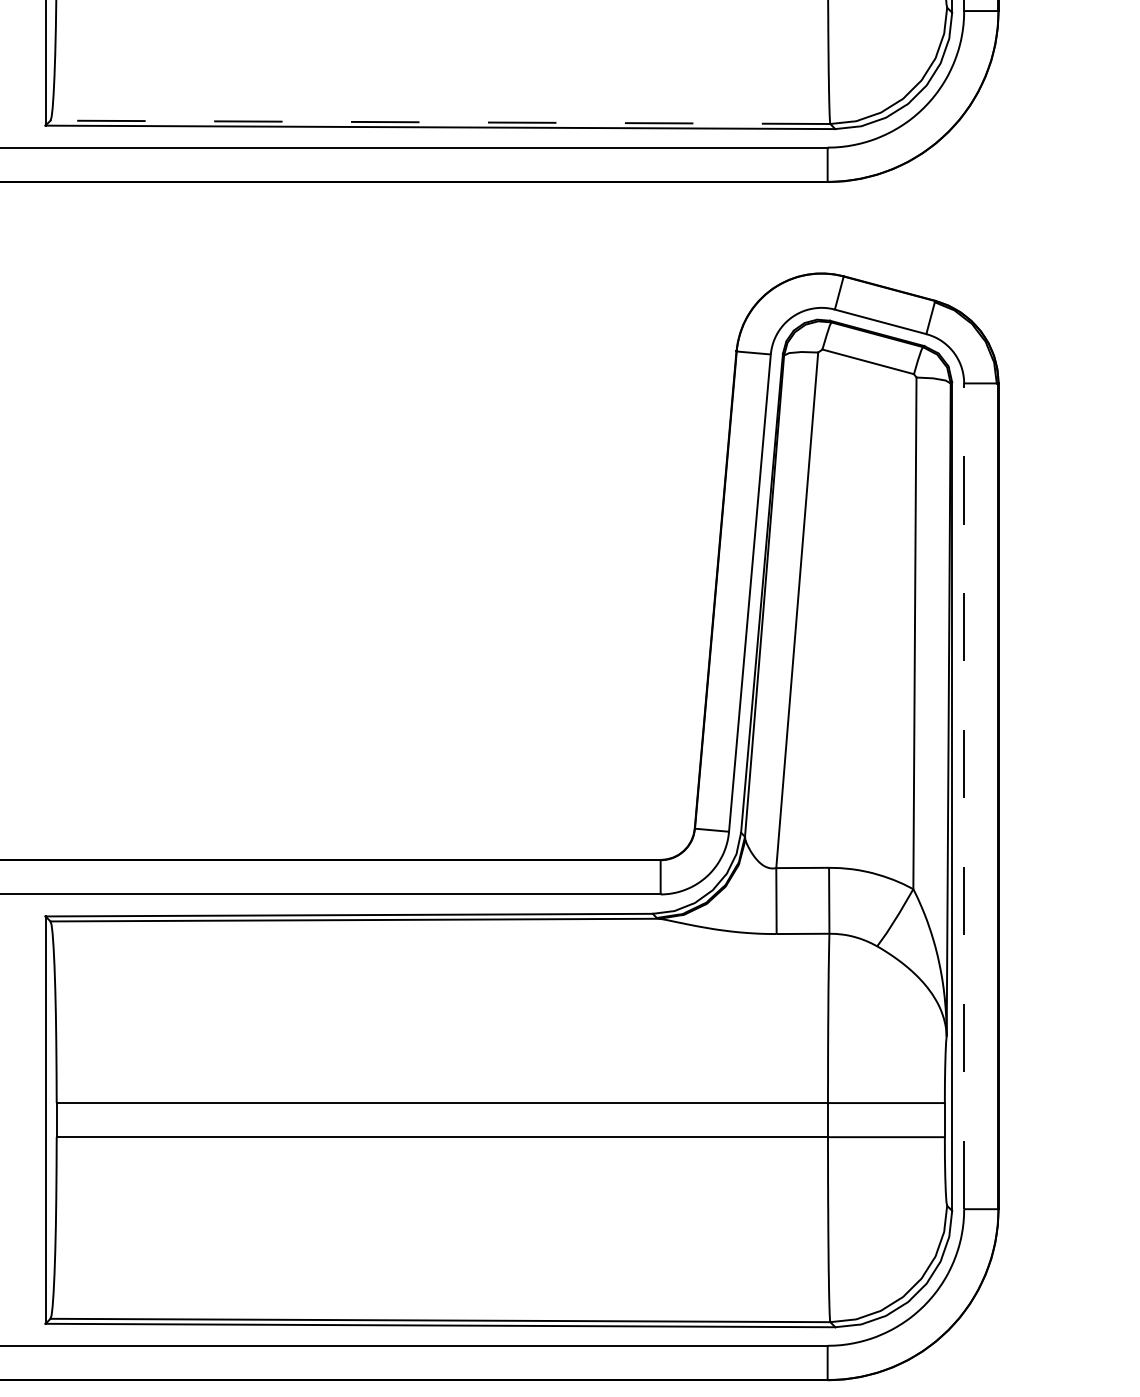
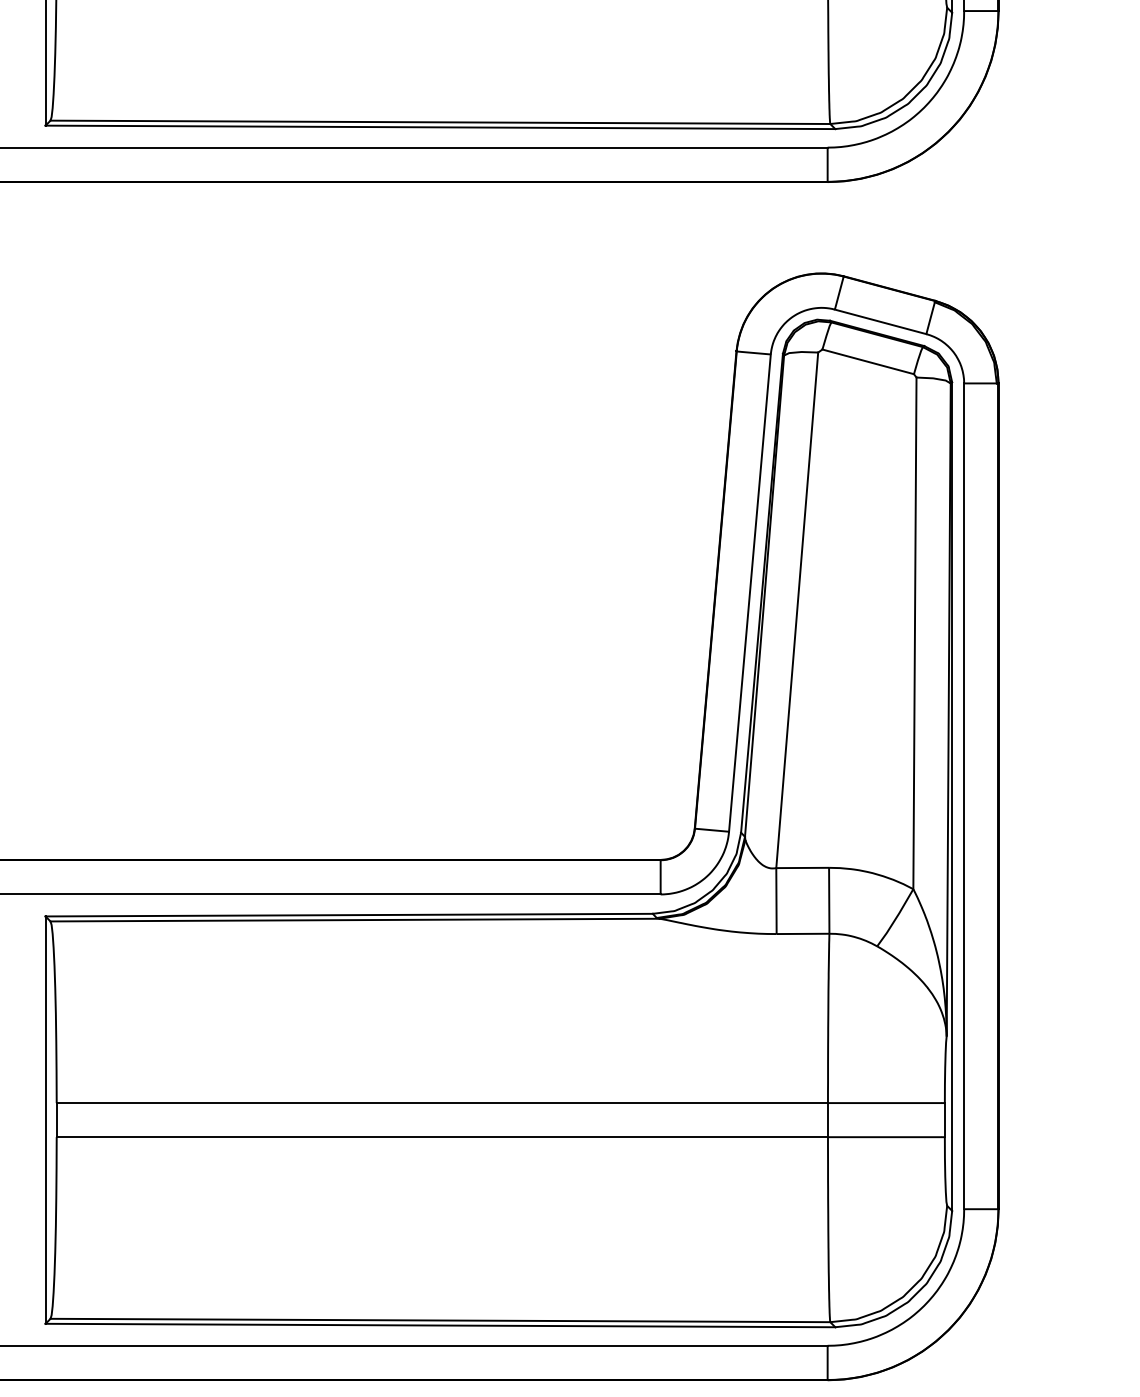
line: dashed -> solid (440, 122)
line: dashed -> solid (964, 796)
